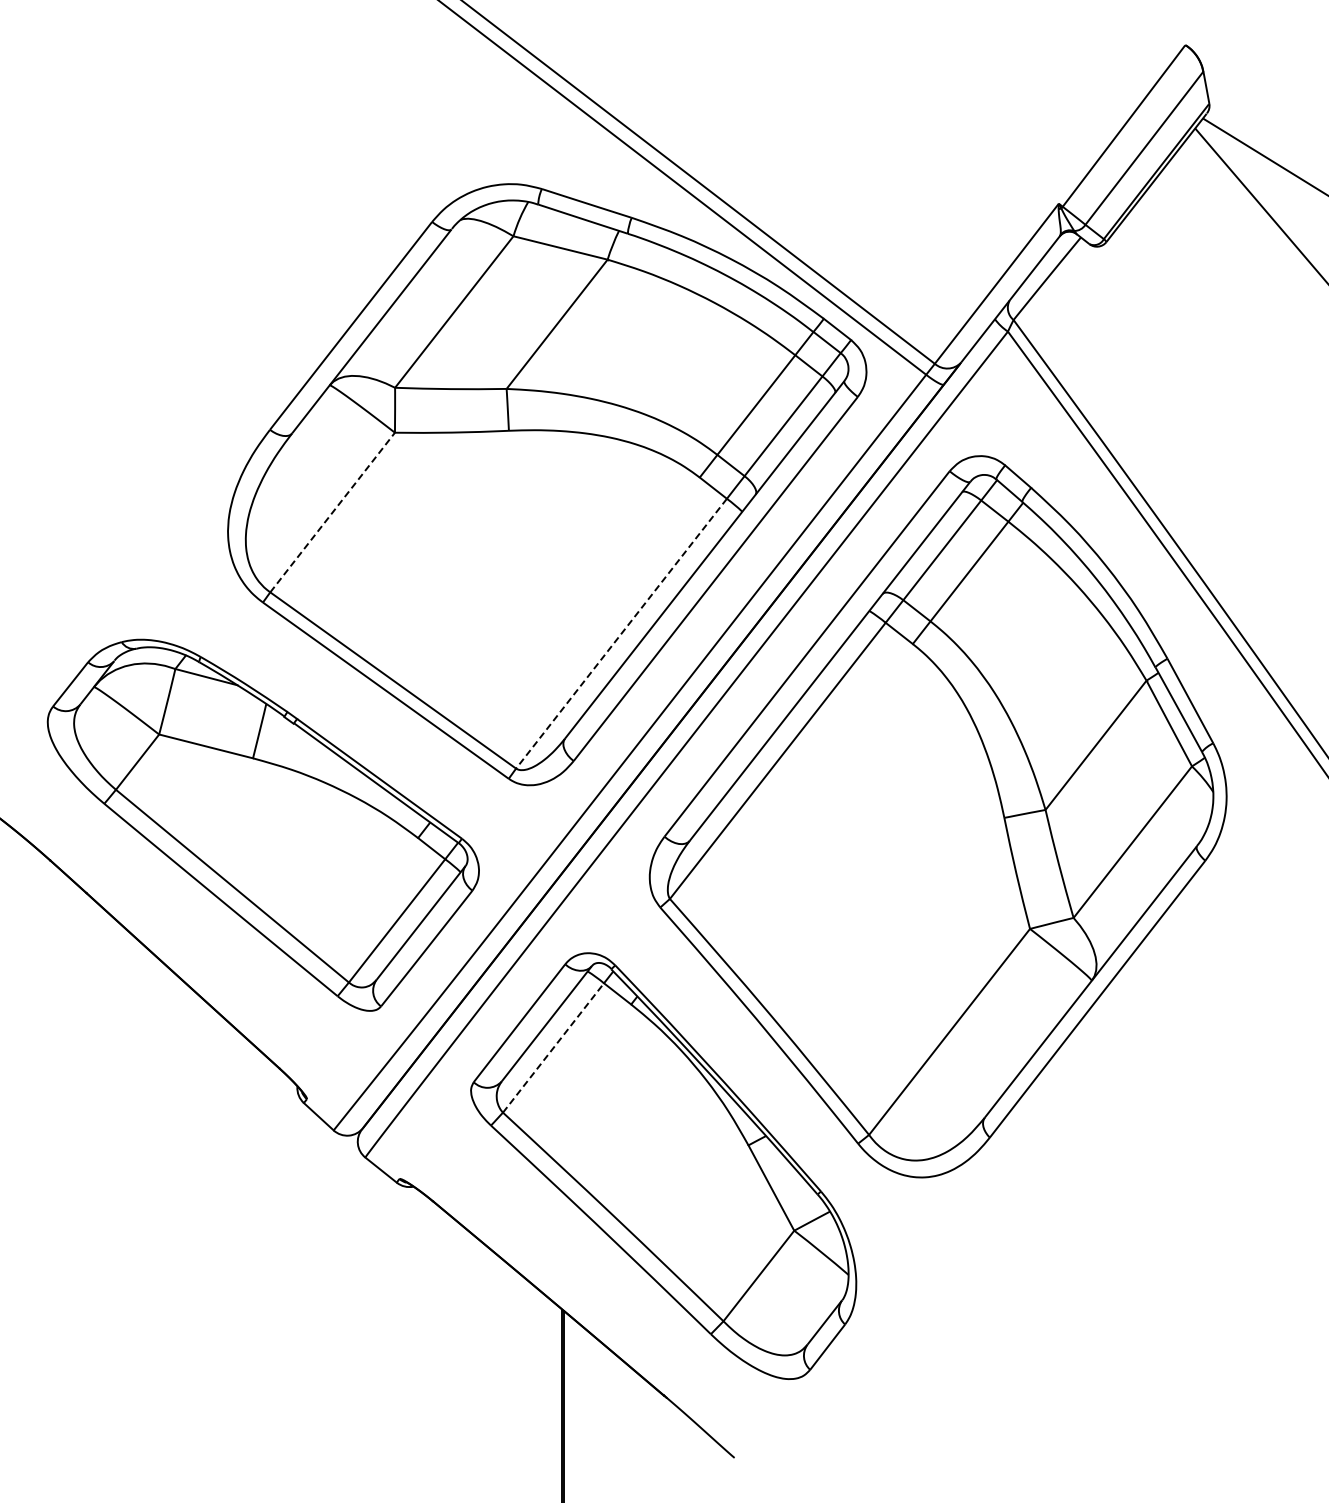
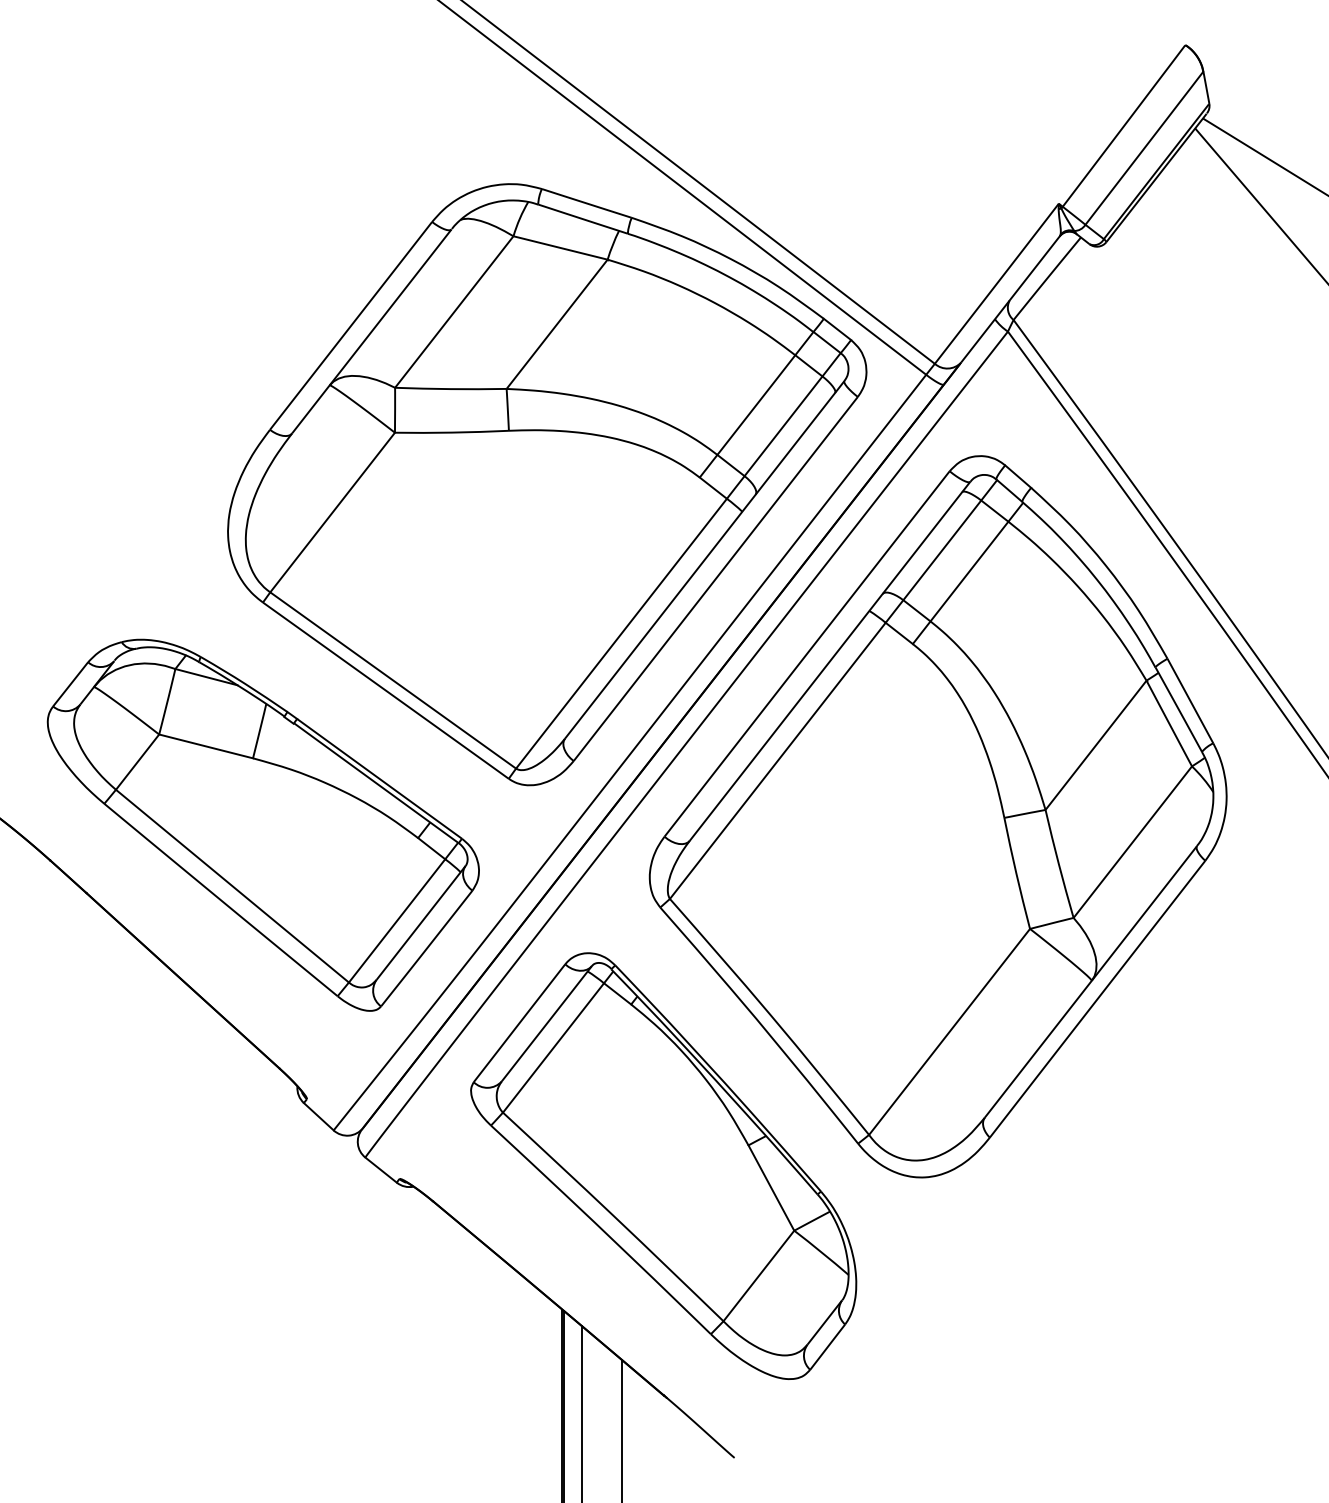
line: dashed -> solid (332, 512)
line: dashed -> solid (621, 634)
line: dashed -> solid (553, 1047)
line: none -> present (581, 1412)
line: none -> present (622, 1429)
